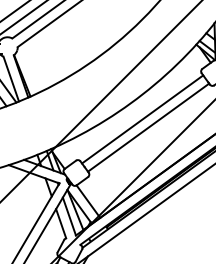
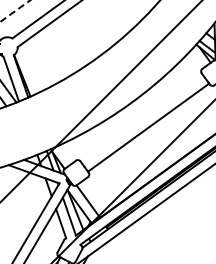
line: solid -> dashed (14, 11)
line: present -> none (23, 17)
line: present -> none (142, 119)
